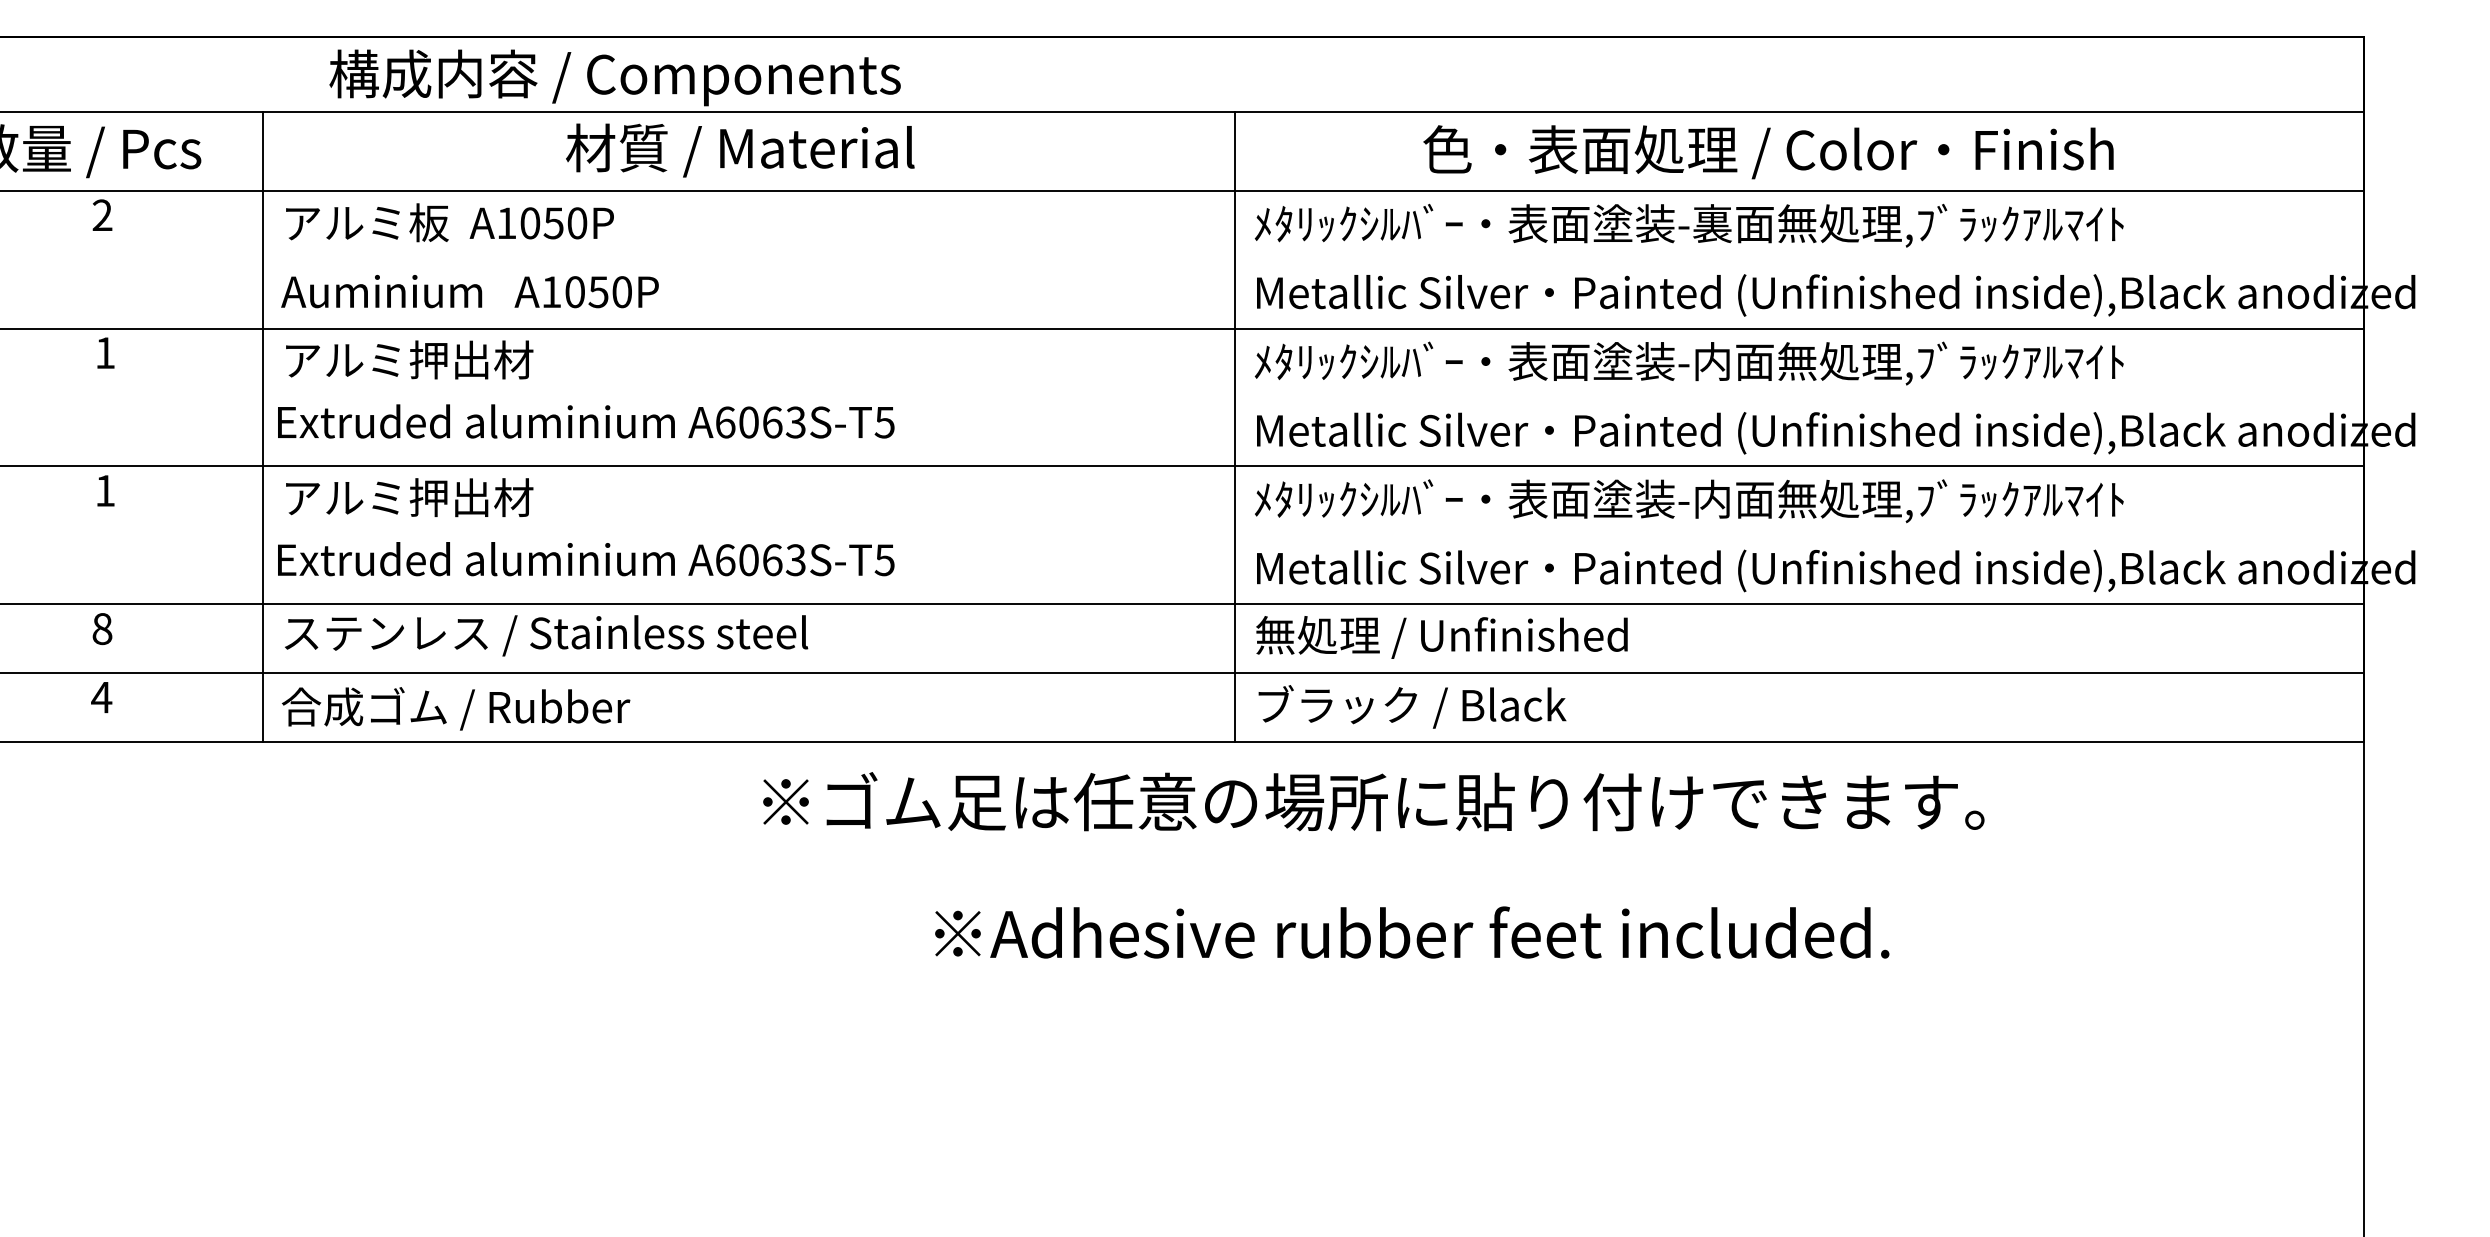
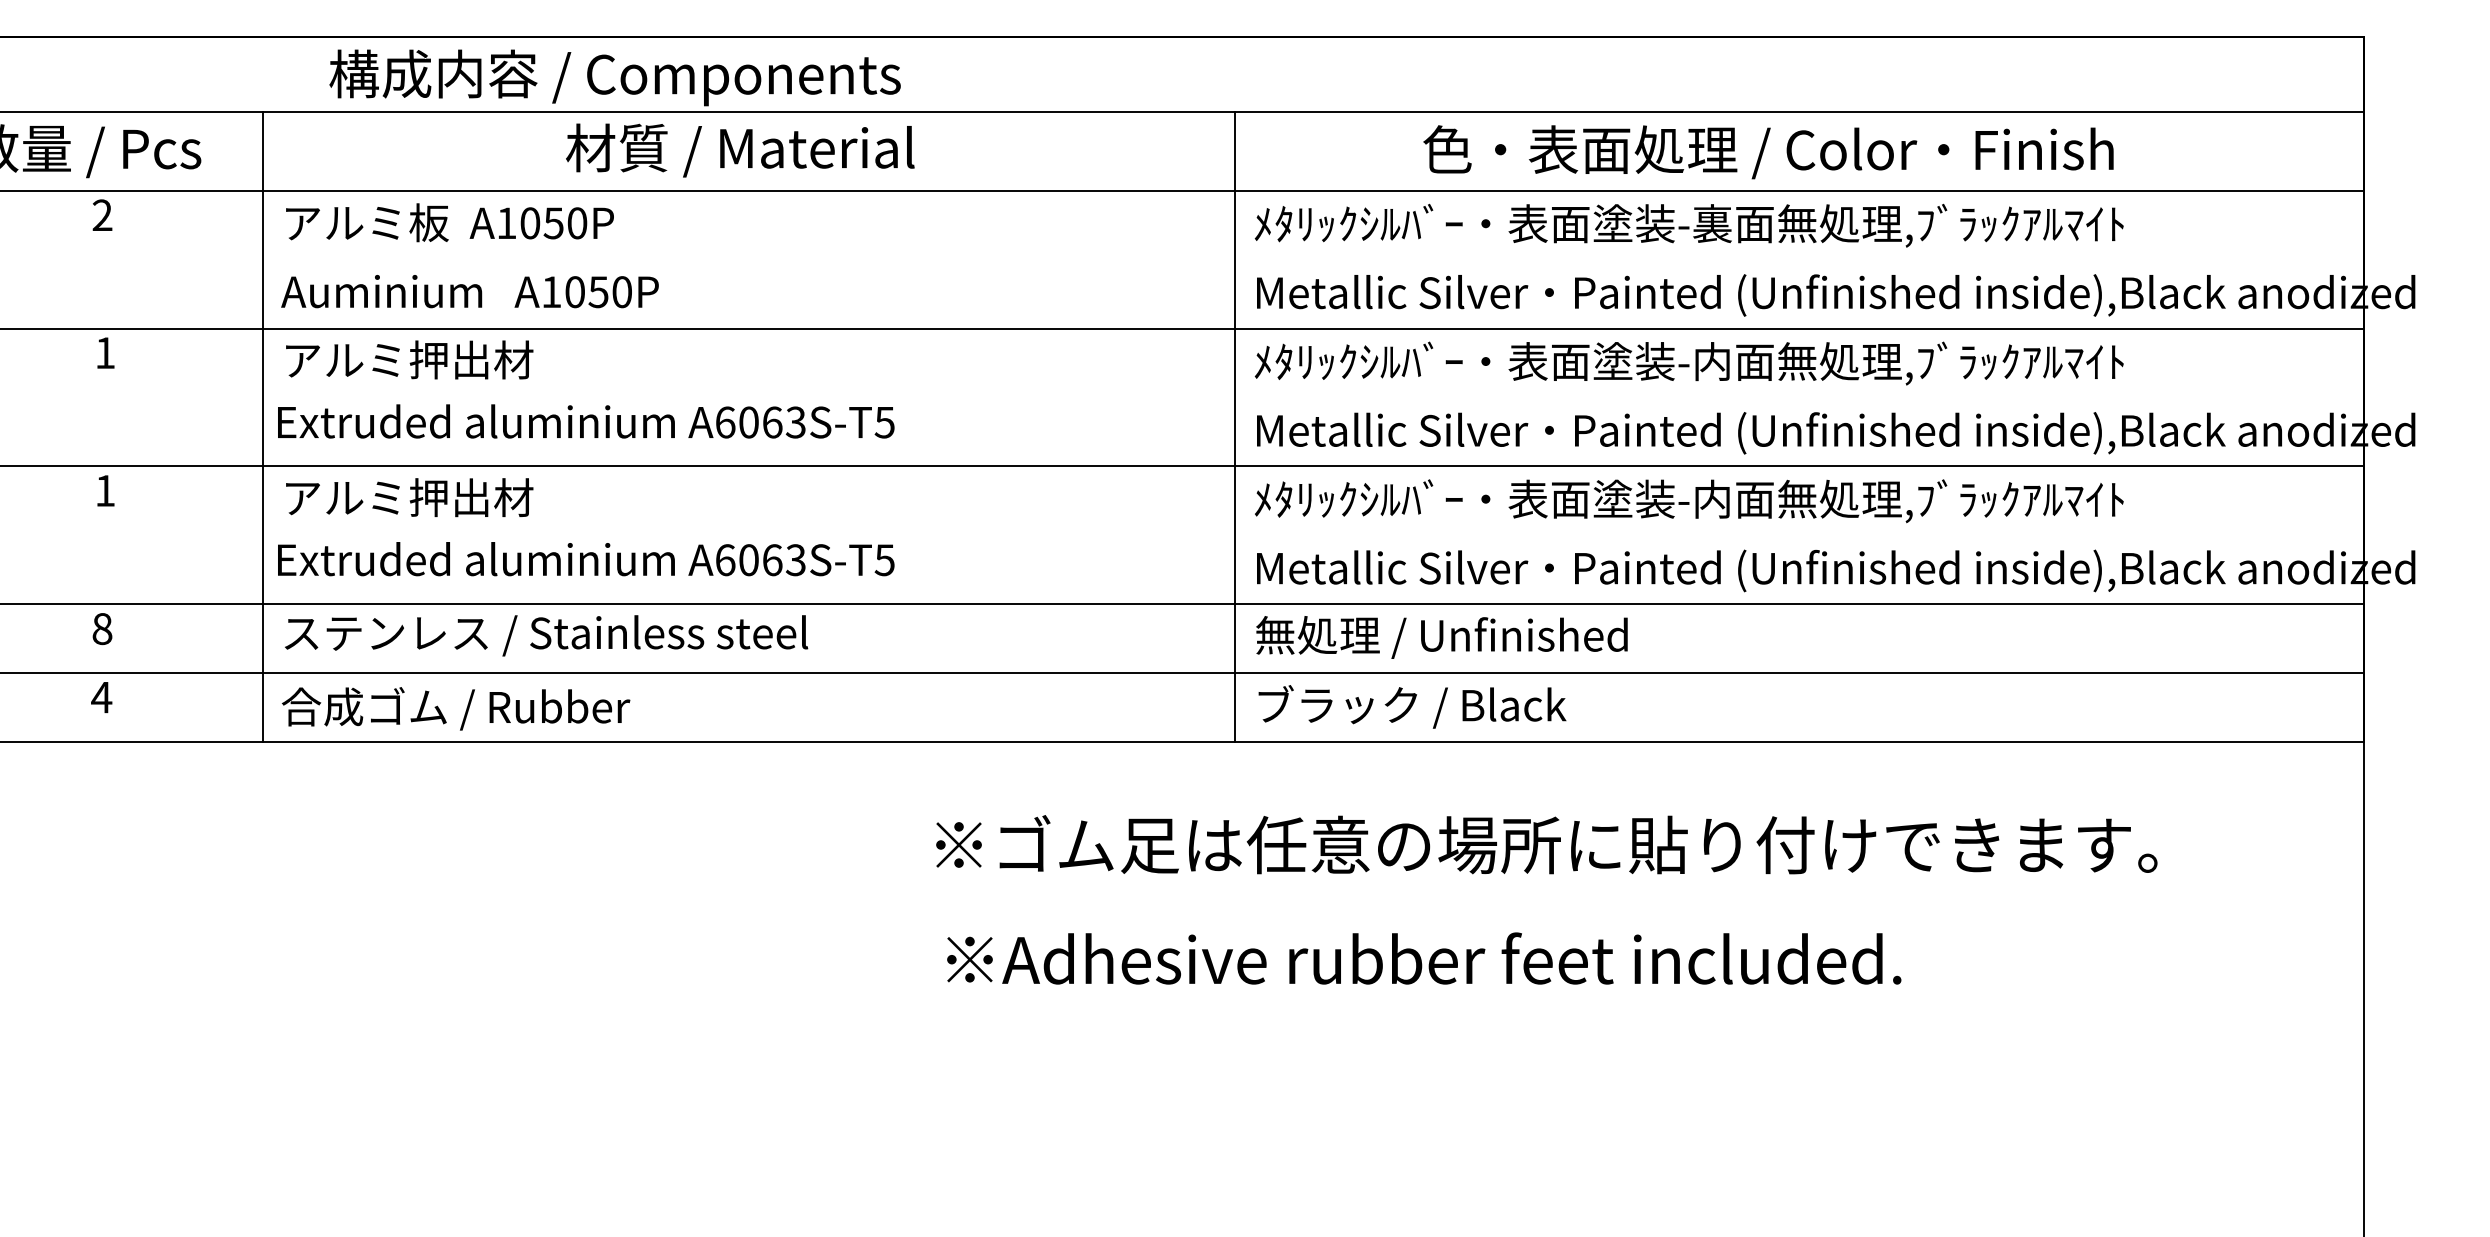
text position: (1373, 801) -> (1546, 844) (1546, 844)
text position: (1412, 932) -> (1424, 958) (1424, 958)
